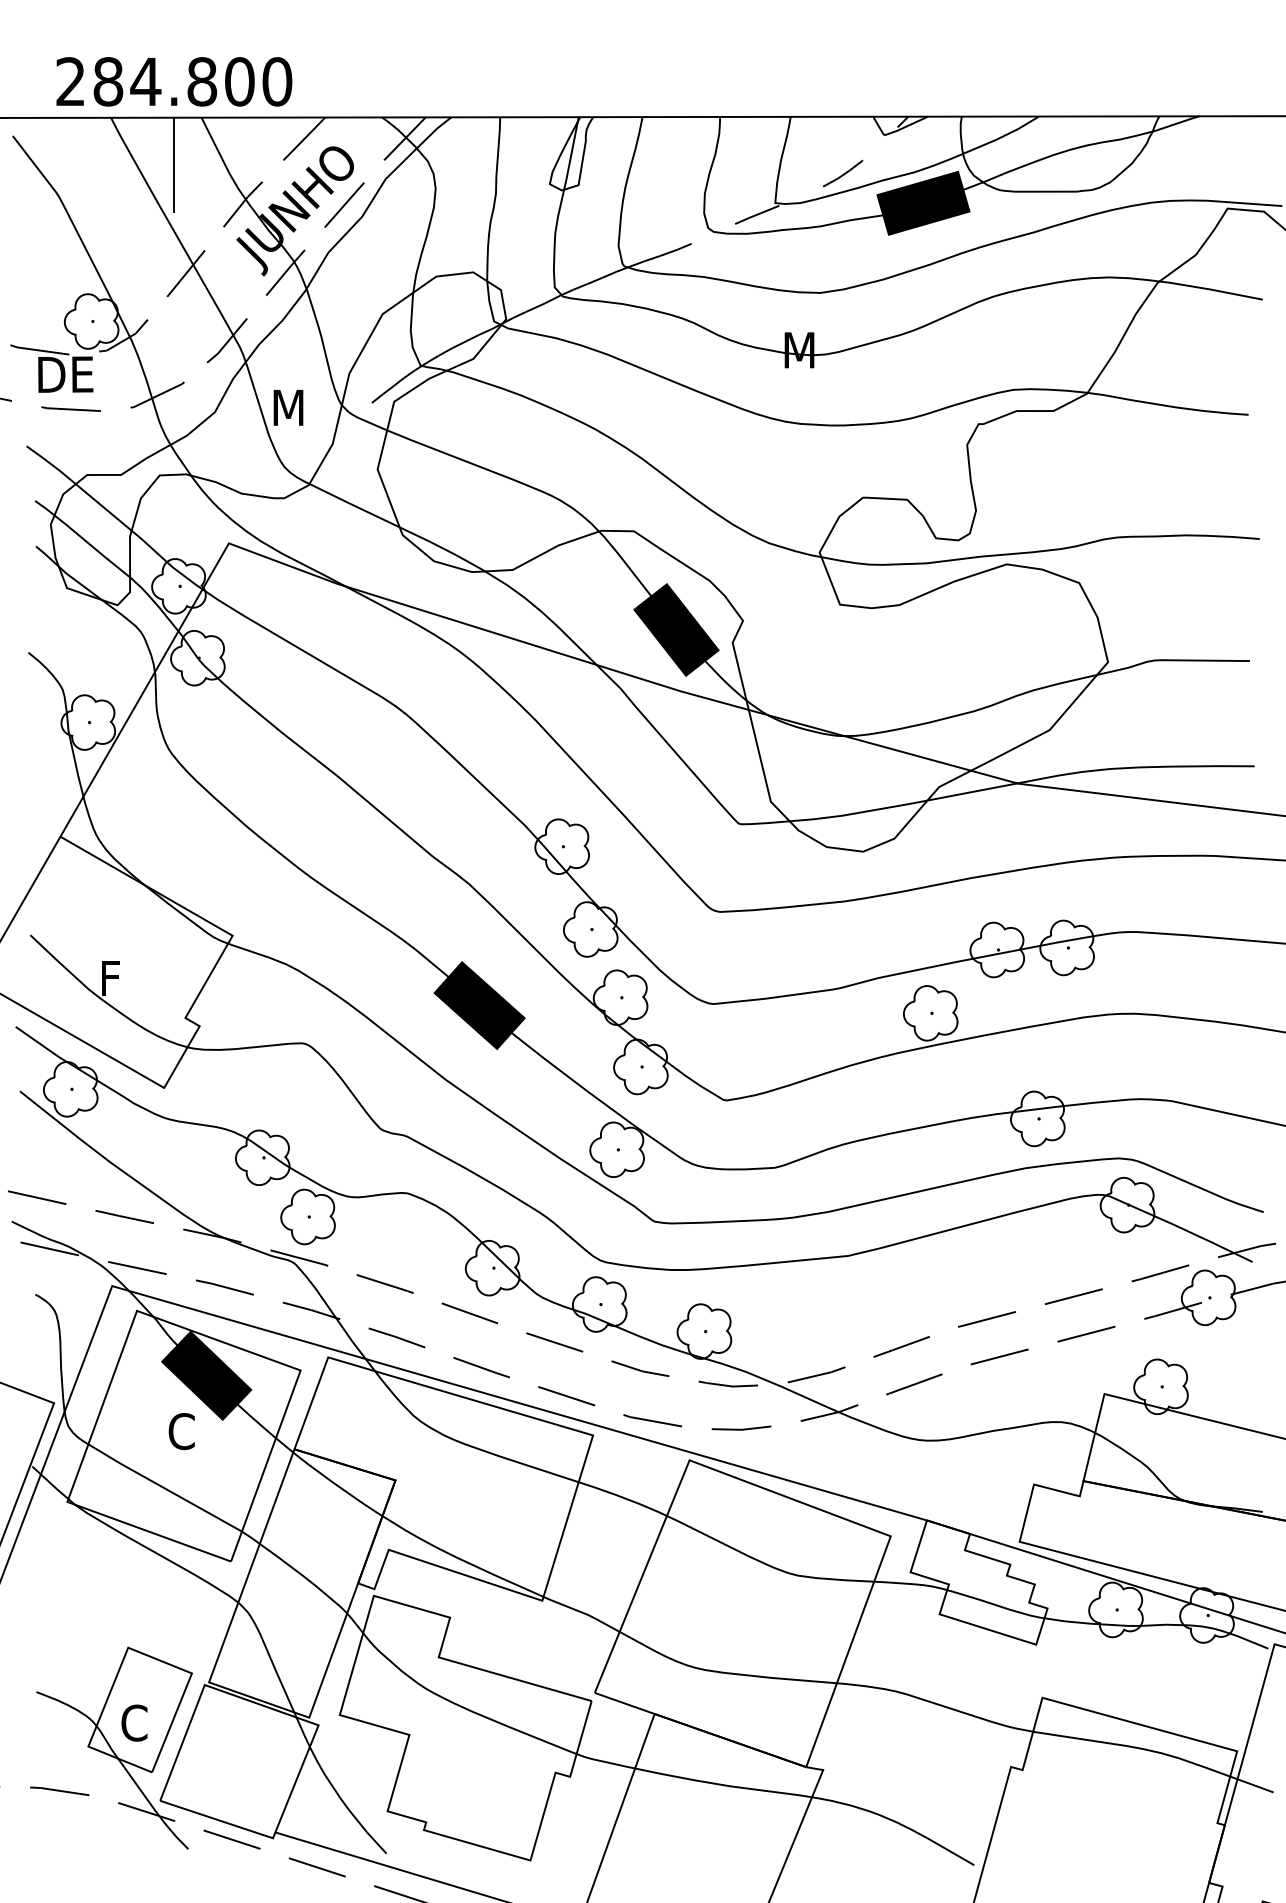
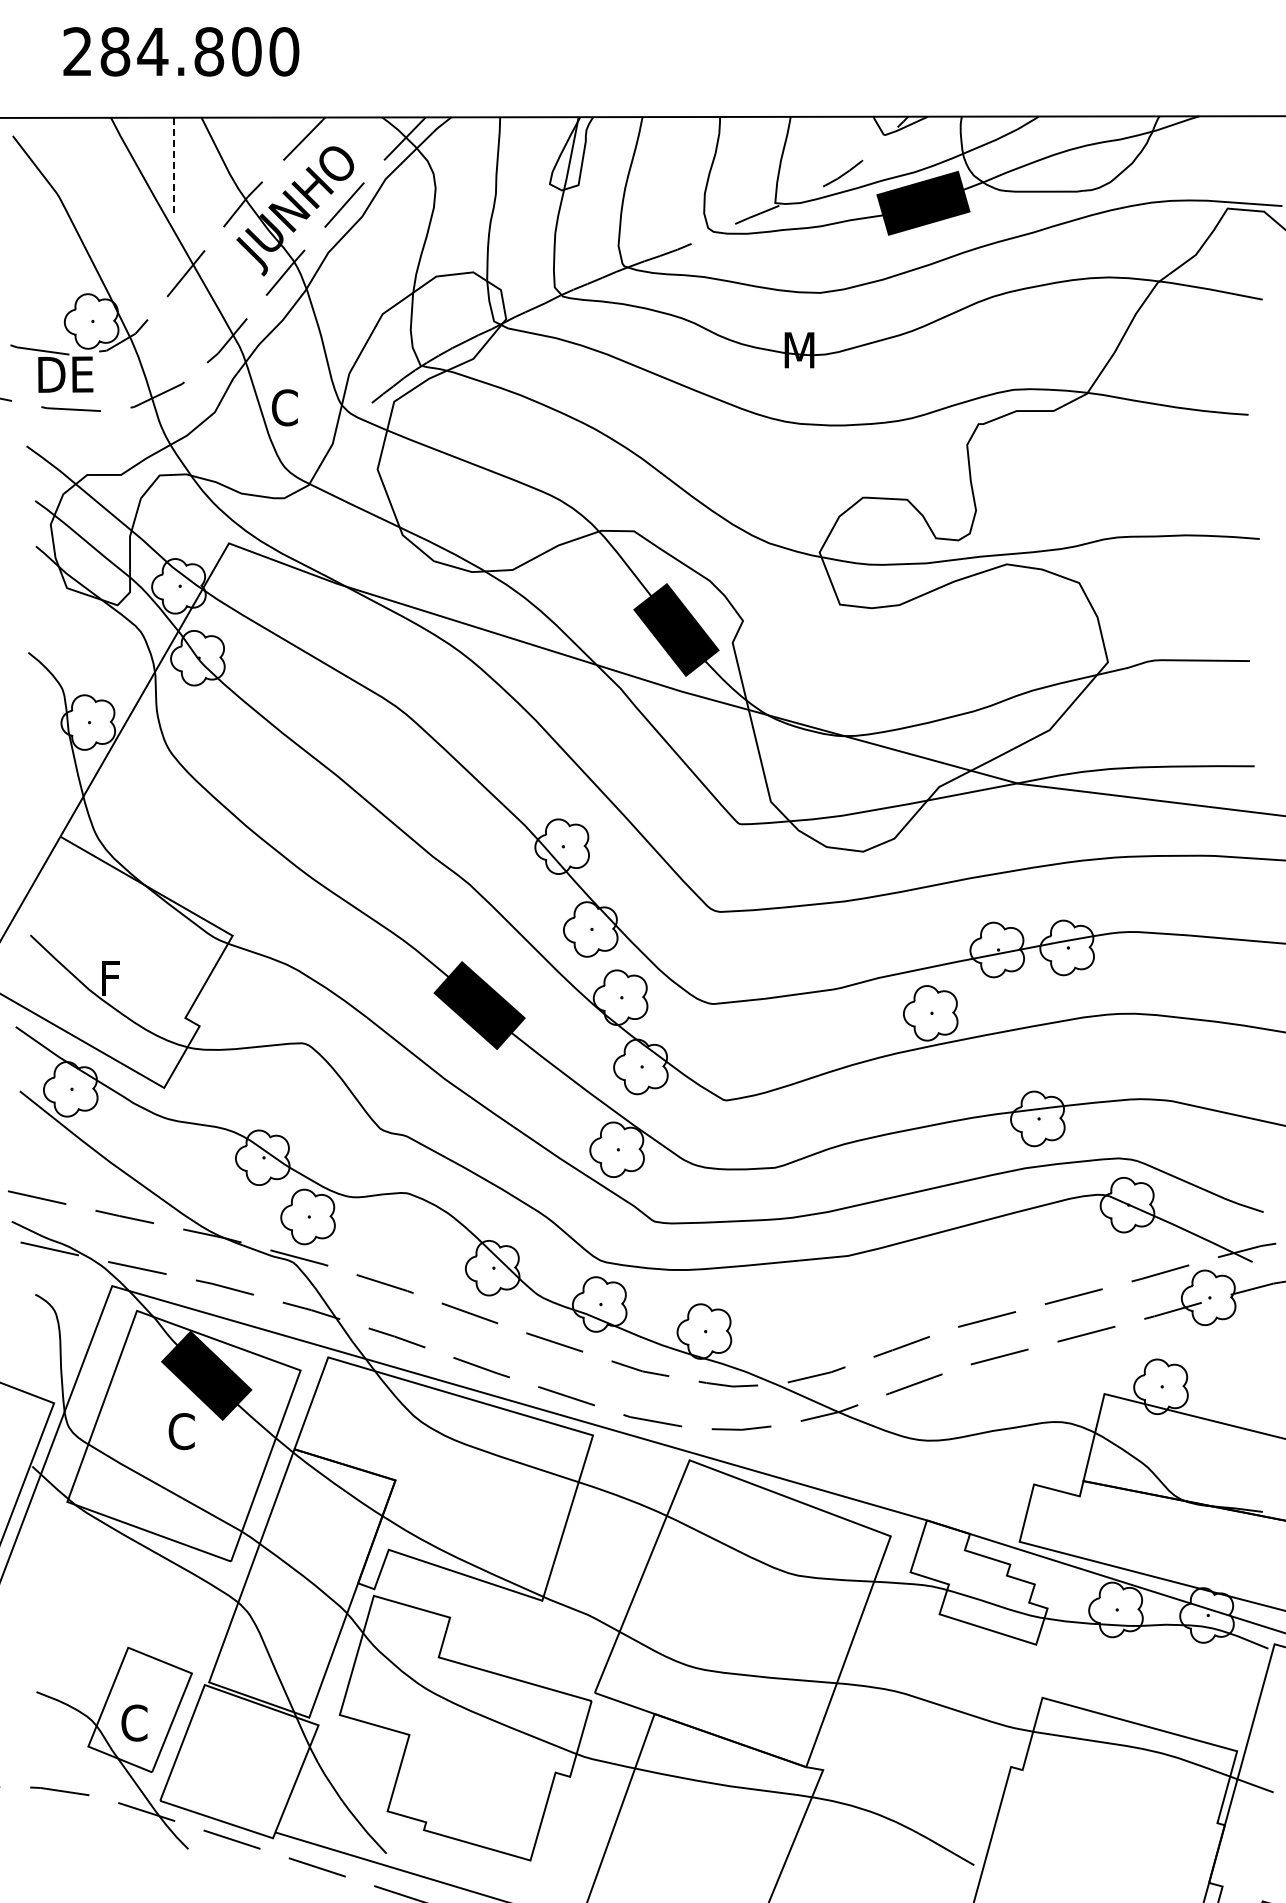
text position: (174, 81) -> (181, 51) (181, 51)
line: solid -> dashed (174, 165)
text: M -> C (287, 407)
